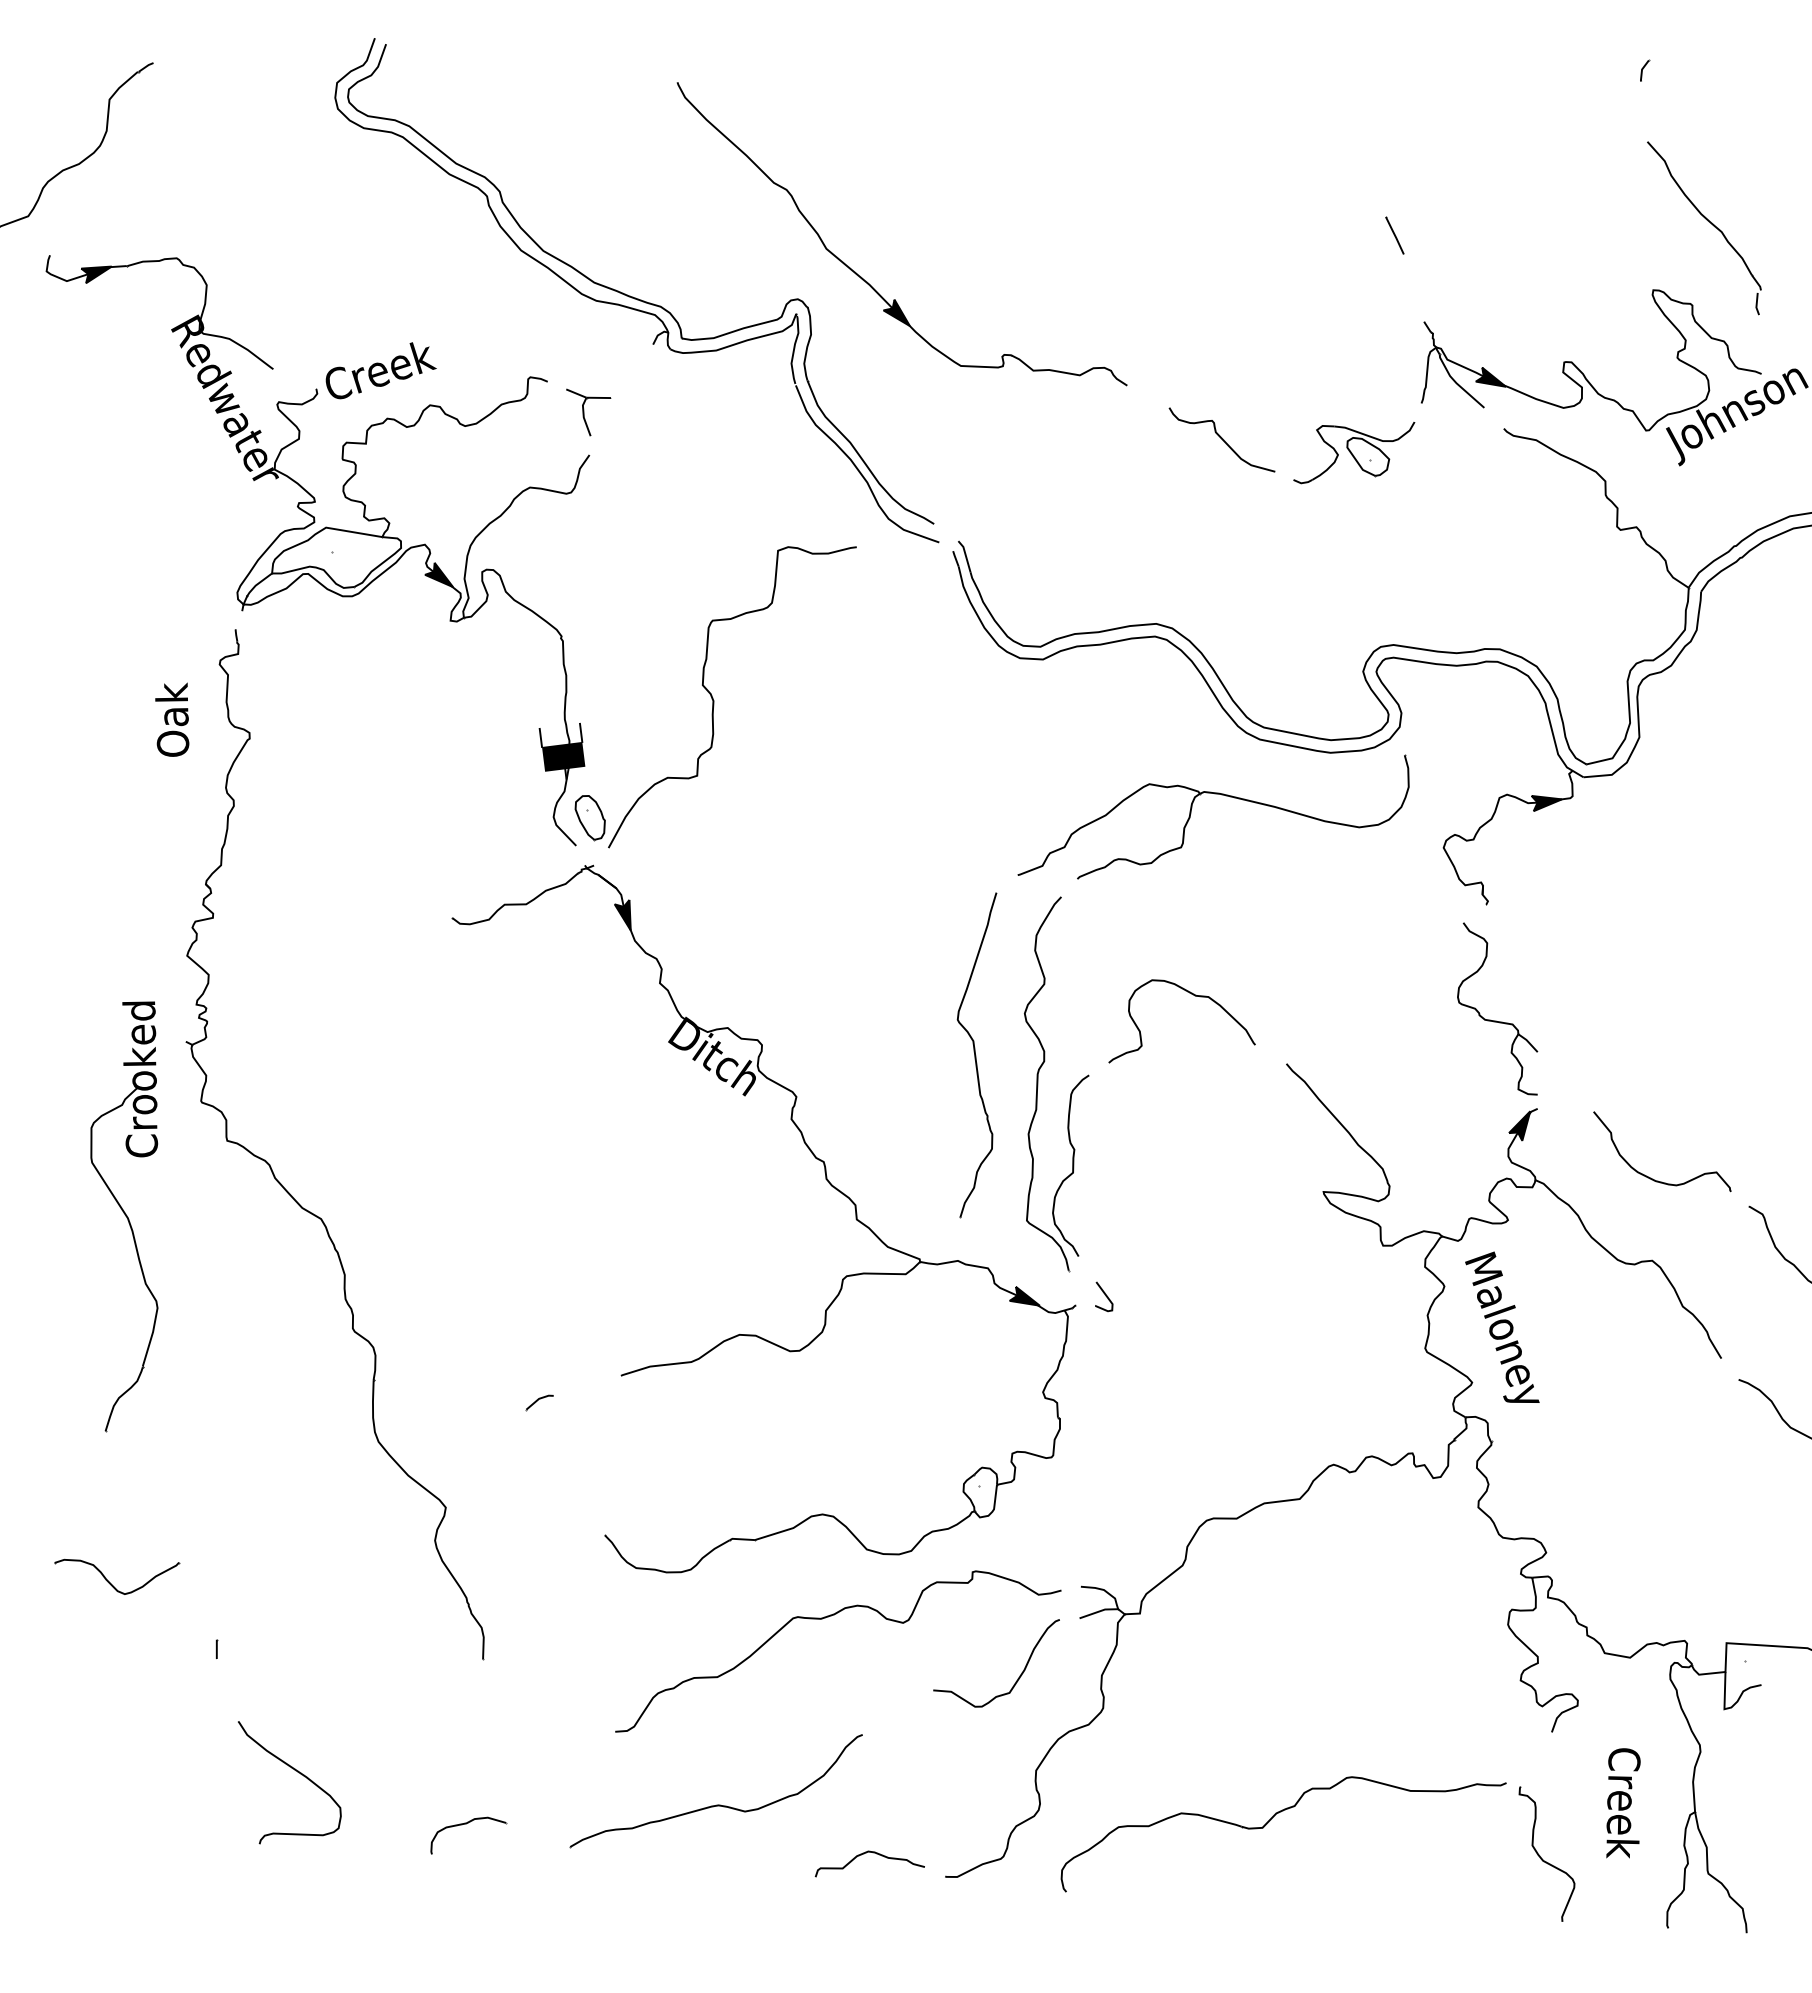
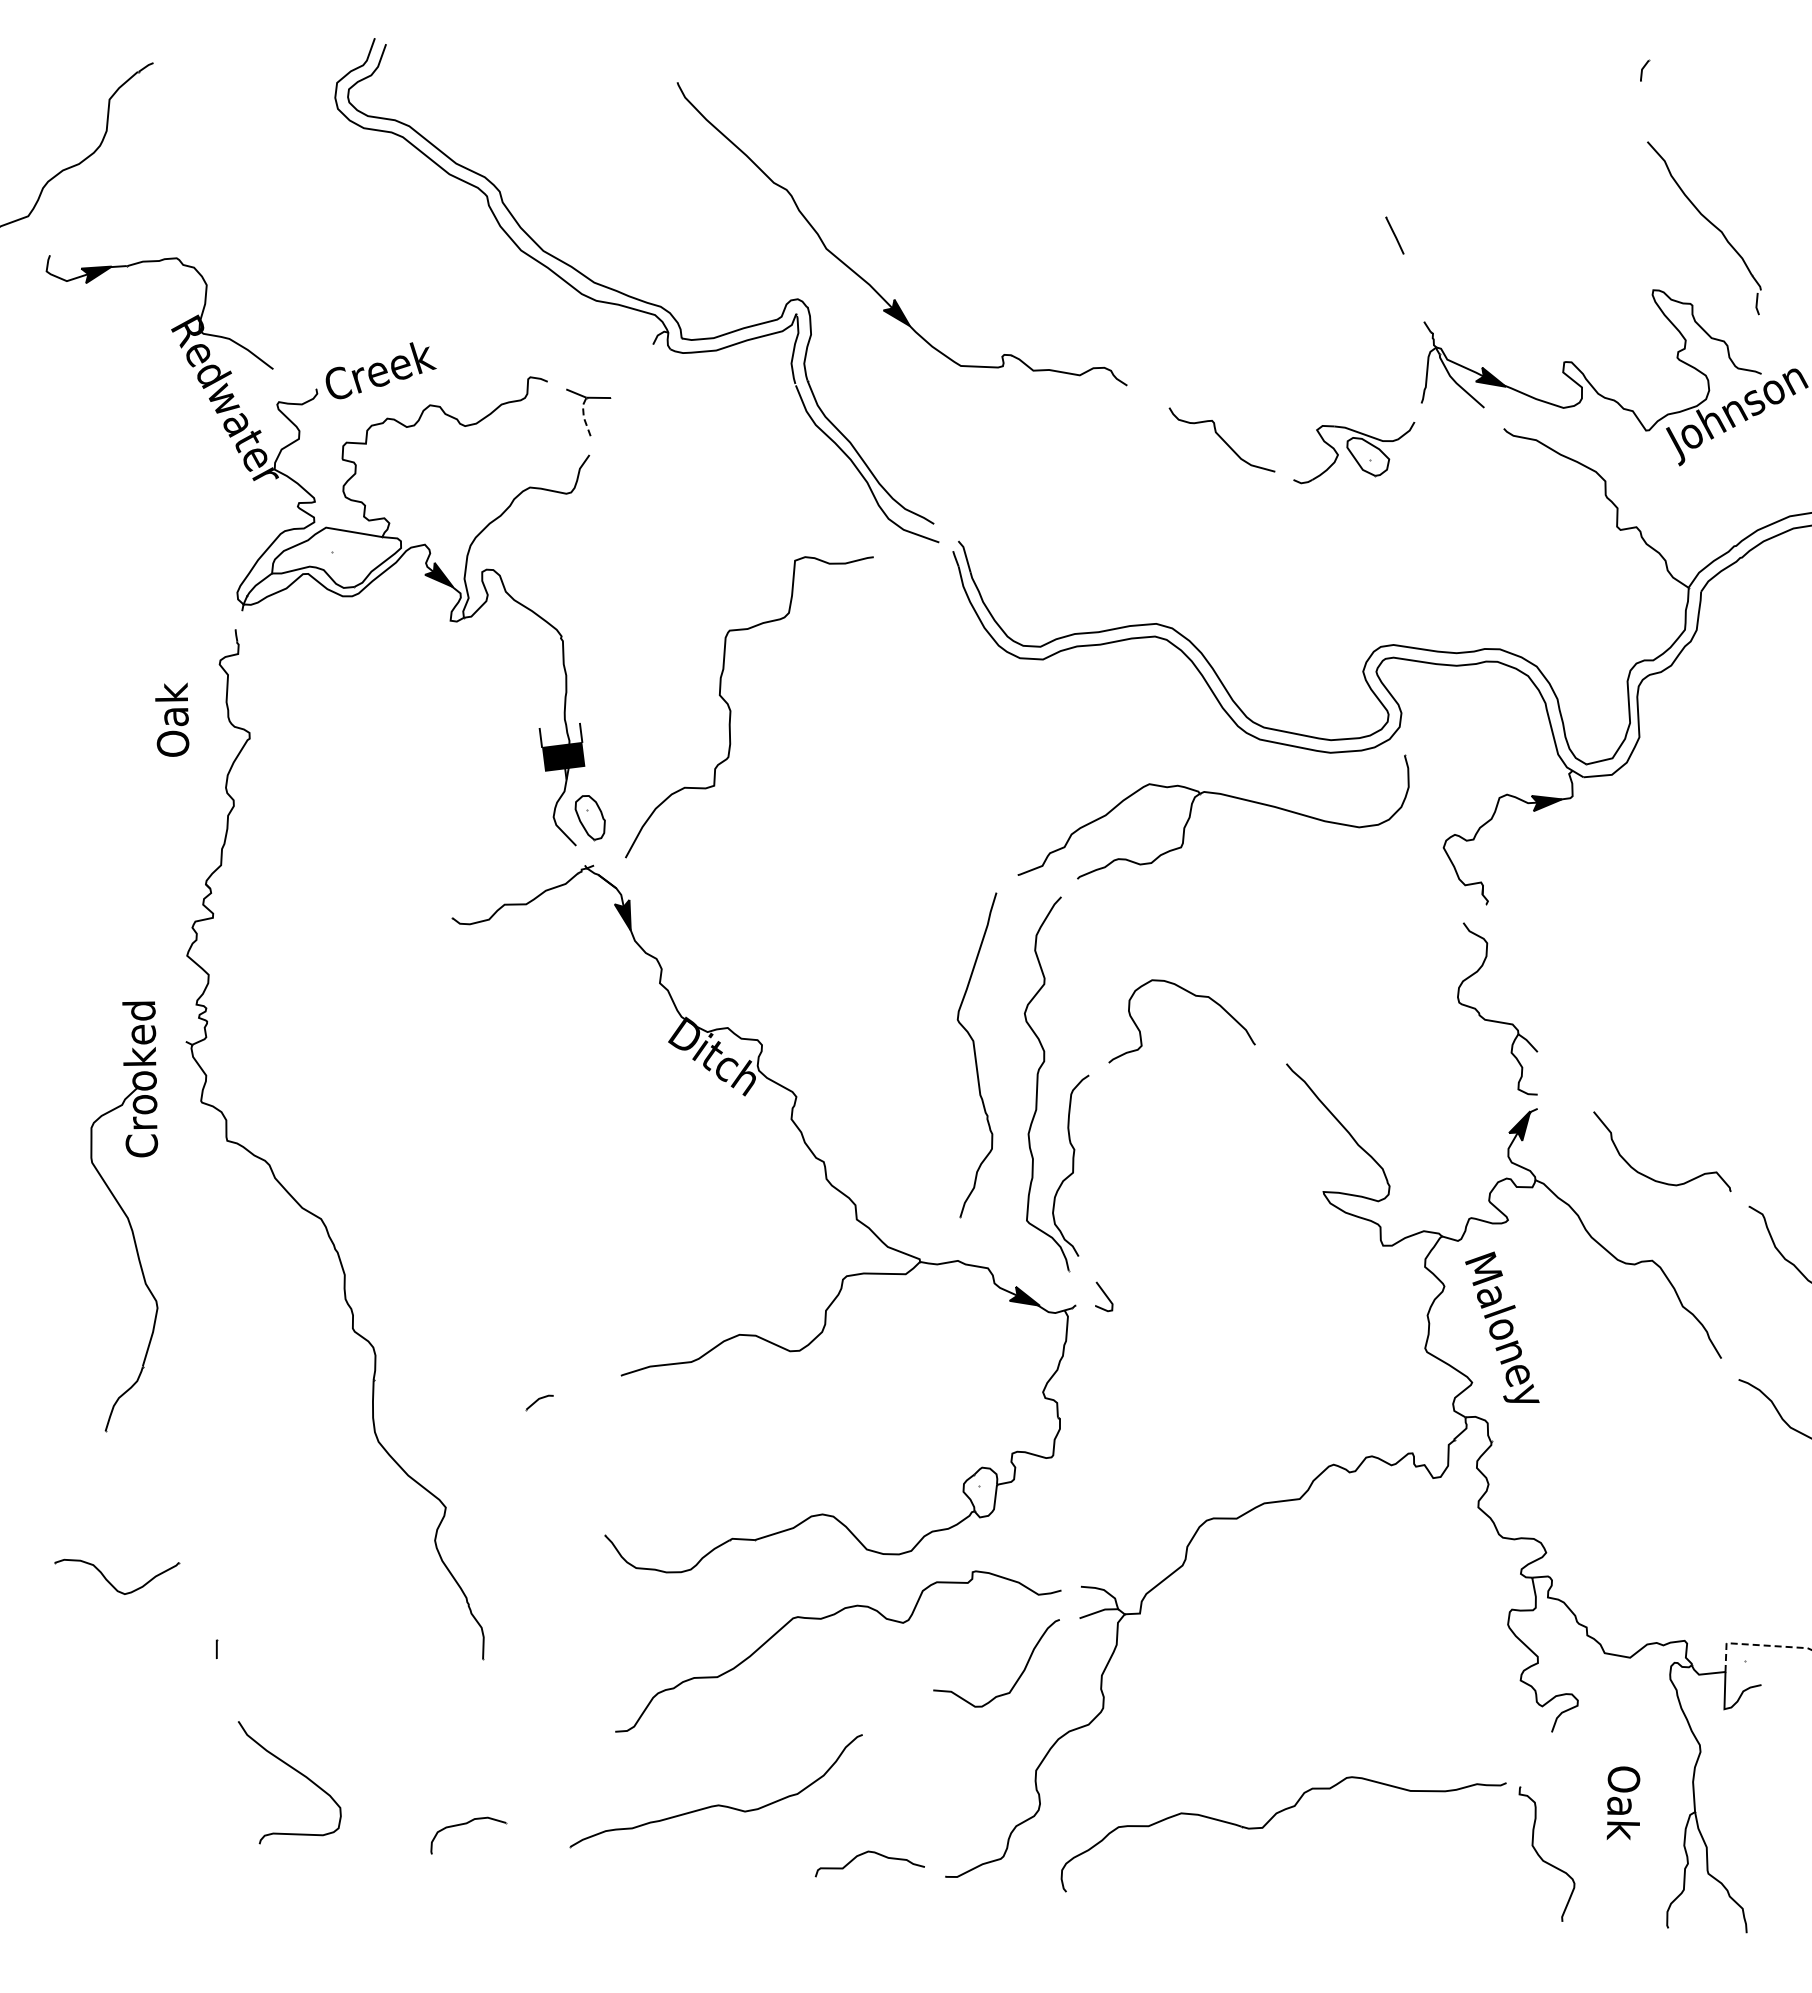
line: solid -> dashed (583, 416)
curve position: (714, 700) -> (731, 710) (731, 710)
line: solid -> dashed (1755, 1644)
text: Creek -> Oak (1623, 1803)
